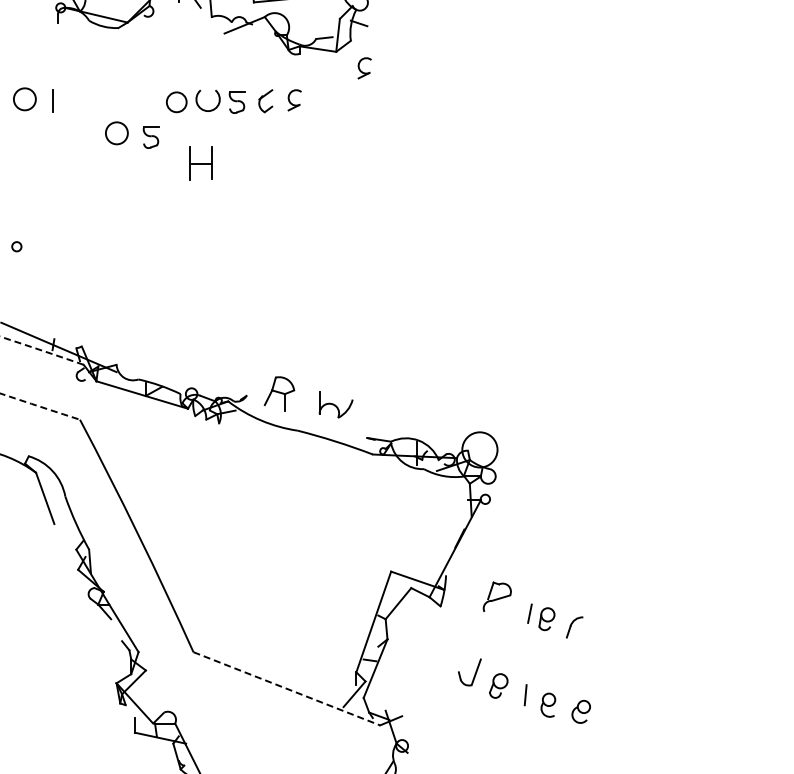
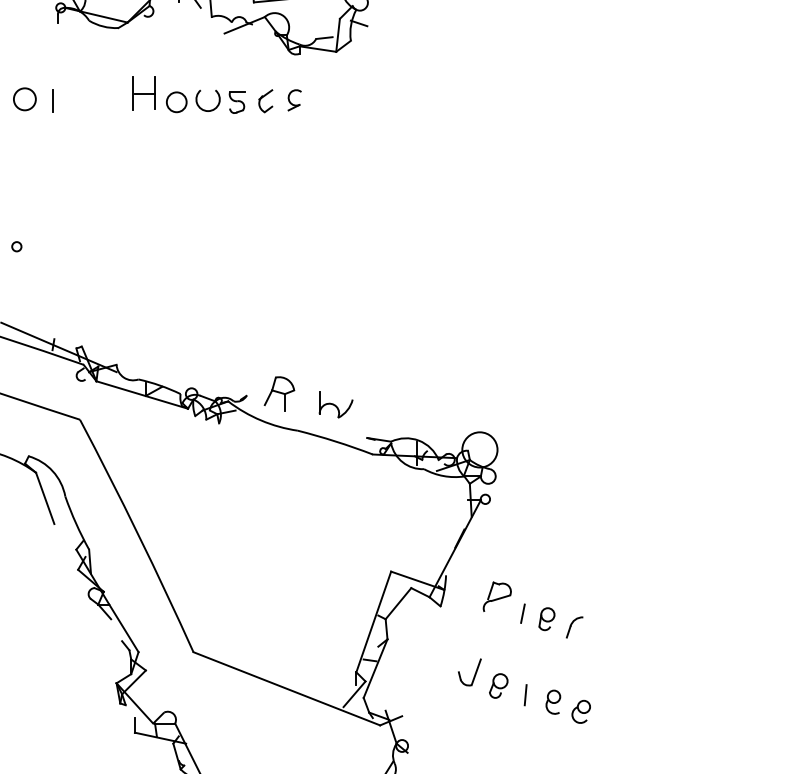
part: present -> none (364, 68)
circle: present -> none (116, 133)
part: present -> none (150, 137)
part position: (200, 163) -> (143, 93) (143, 93)
arc: dashed -> solid (41, 350)
arc: dashed -> solid (39, 406)
line position: (529, 613) -> (522, 613) (522, 613)
line: dashed -> solid (287, 688)
part position: (548, 704) -> (553, 701) (553, 701)
